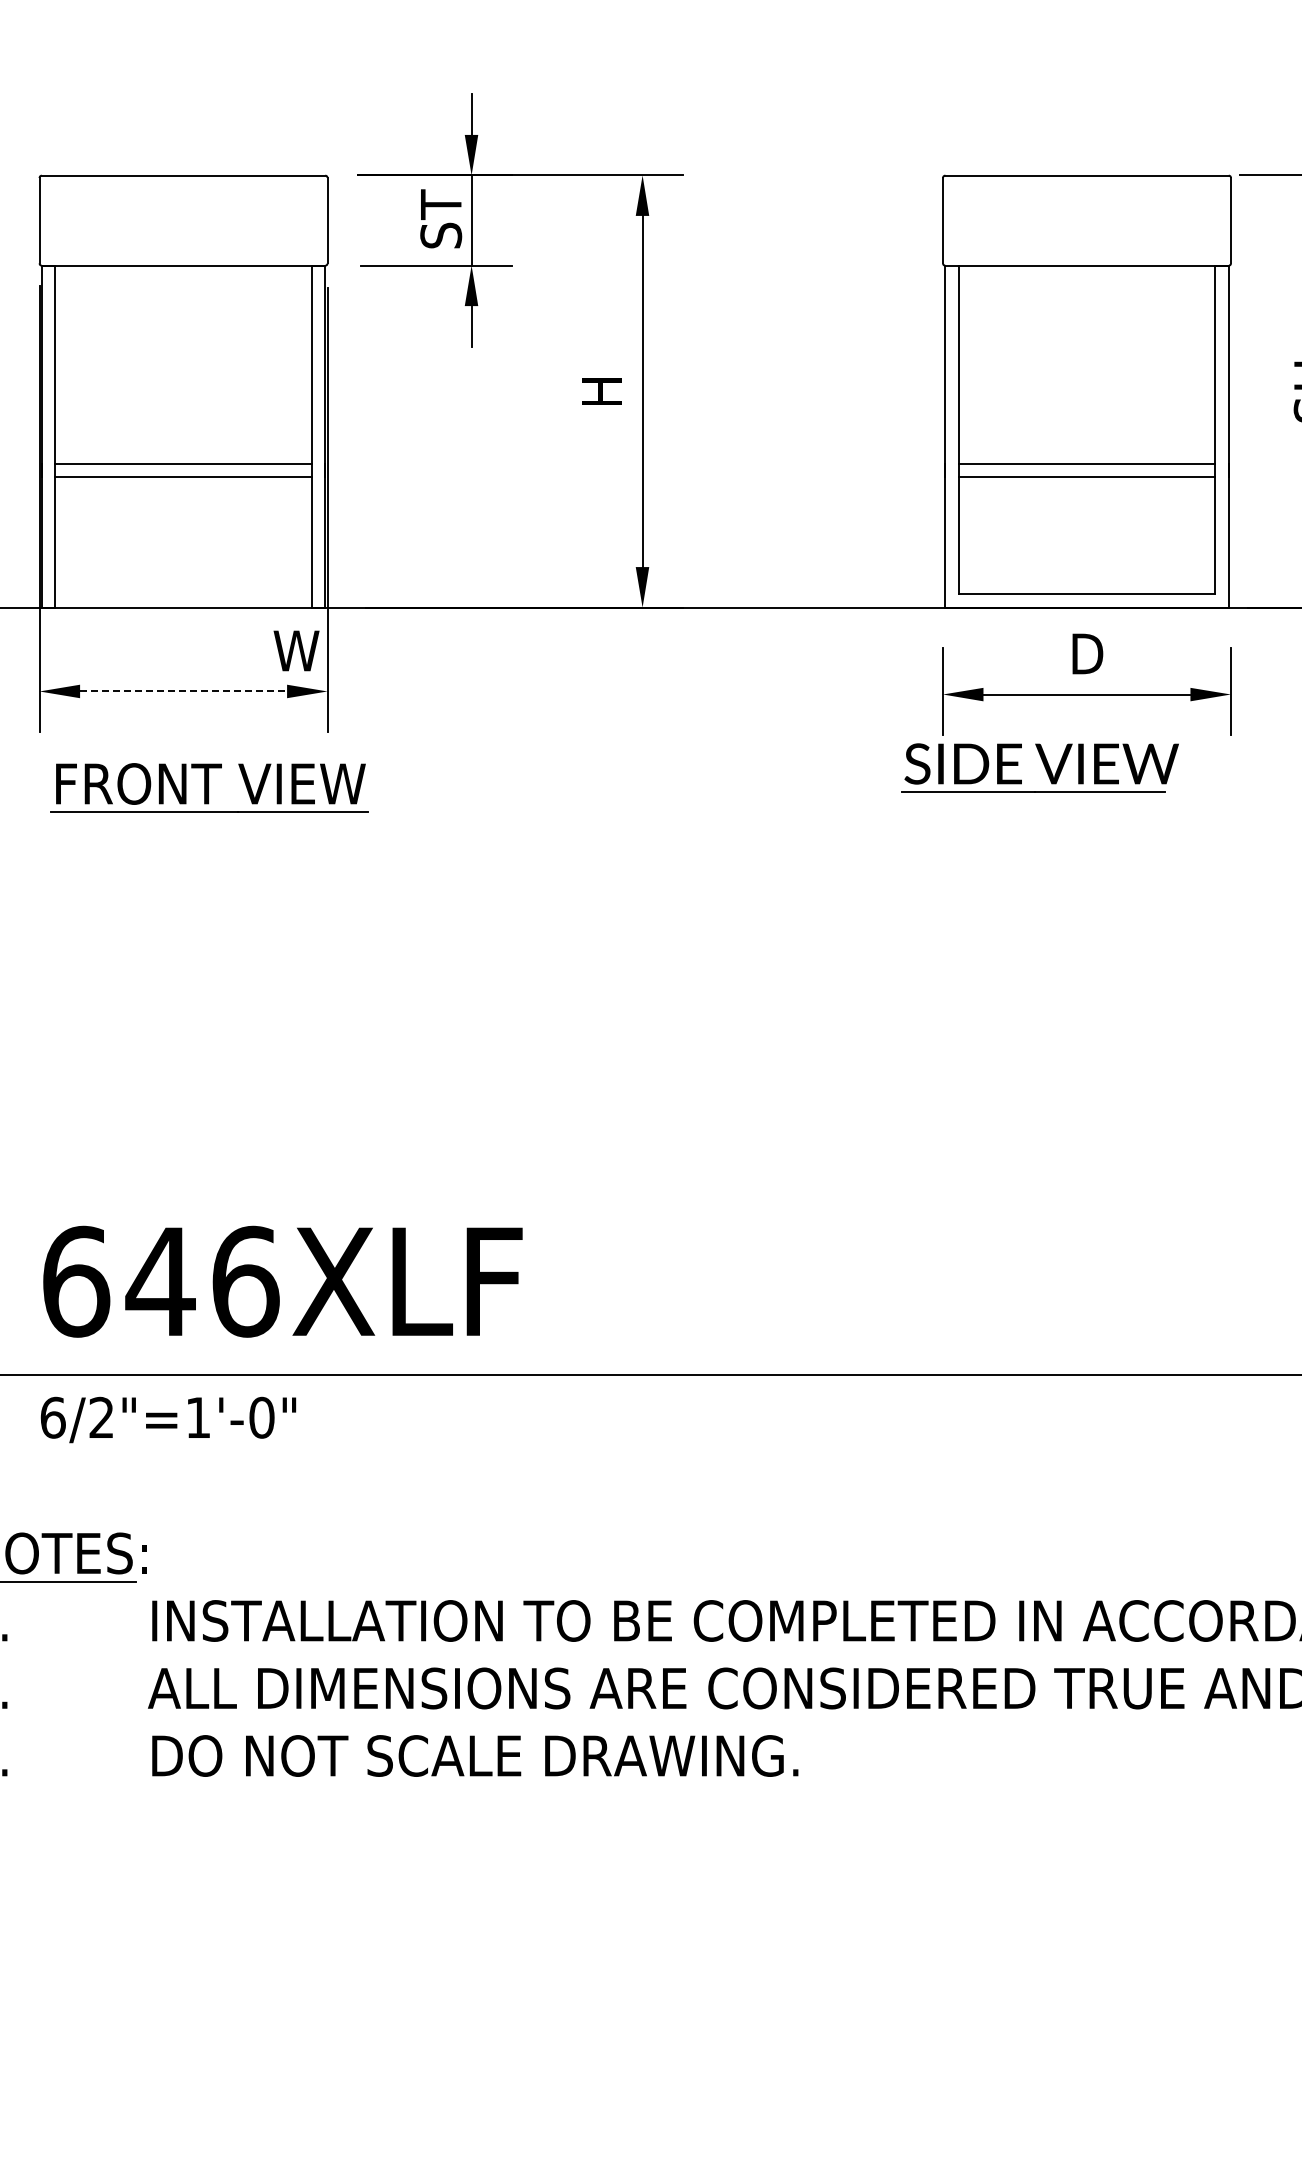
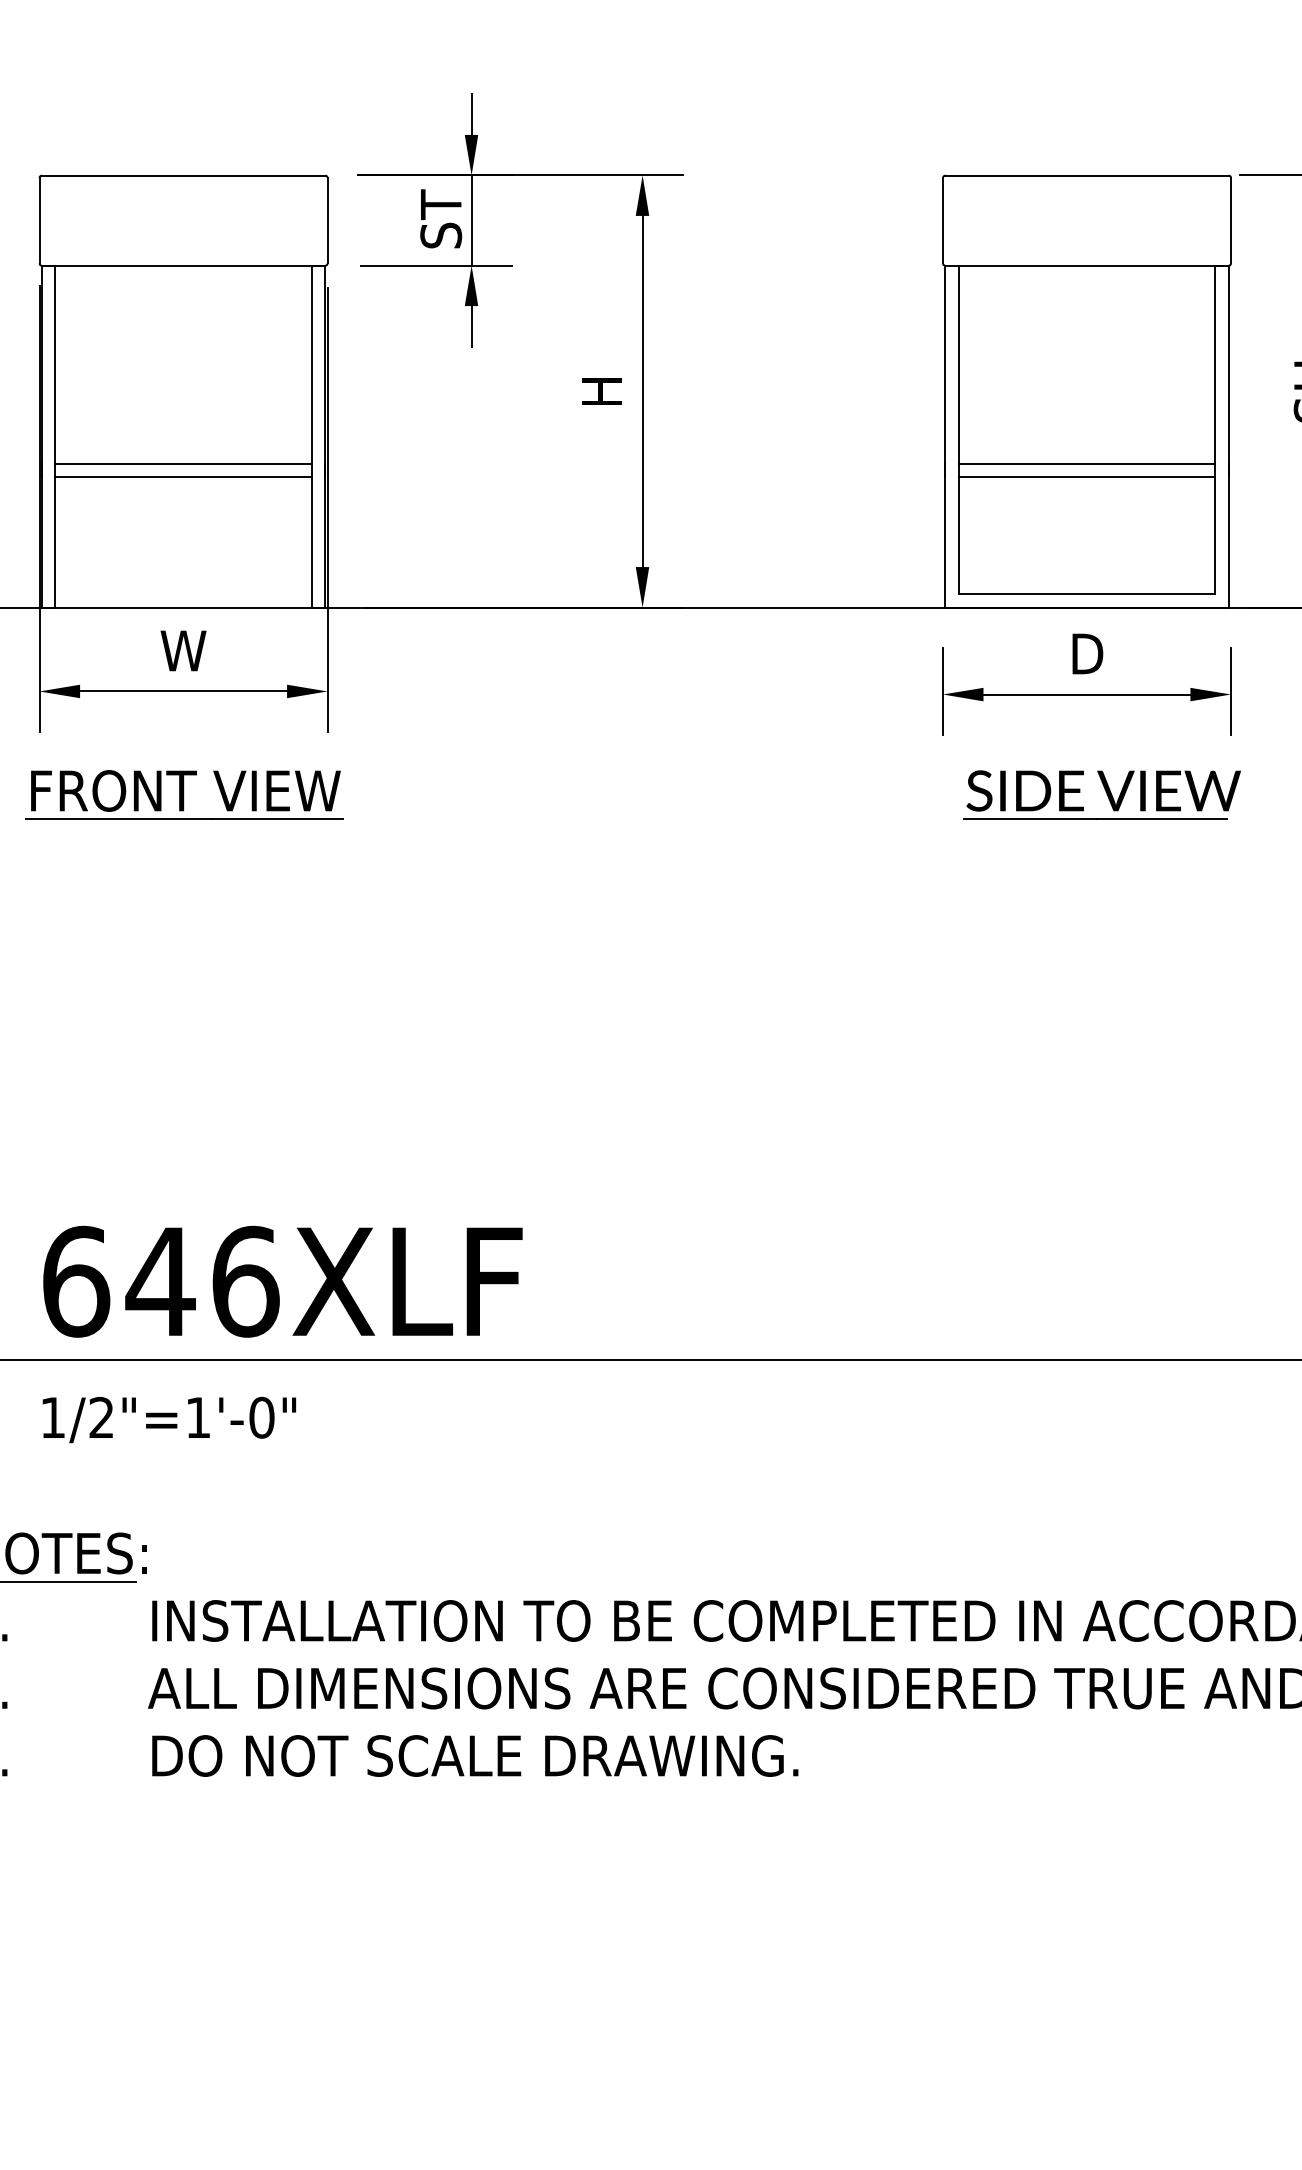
text position: (296, 650) -> (183, 650) (183, 650)
line: dashed -> solid (184, 691)
part position: (1039, 767) -> (1101, 794) (1101, 794)
part position: (209, 787) -> (184, 794) (184, 794)
line position: (650, 1375) -> (650, 1360) (650, 1360)
text: 6/2"=1'-0" -> 1/2"=1'-0" (52, 1417)
